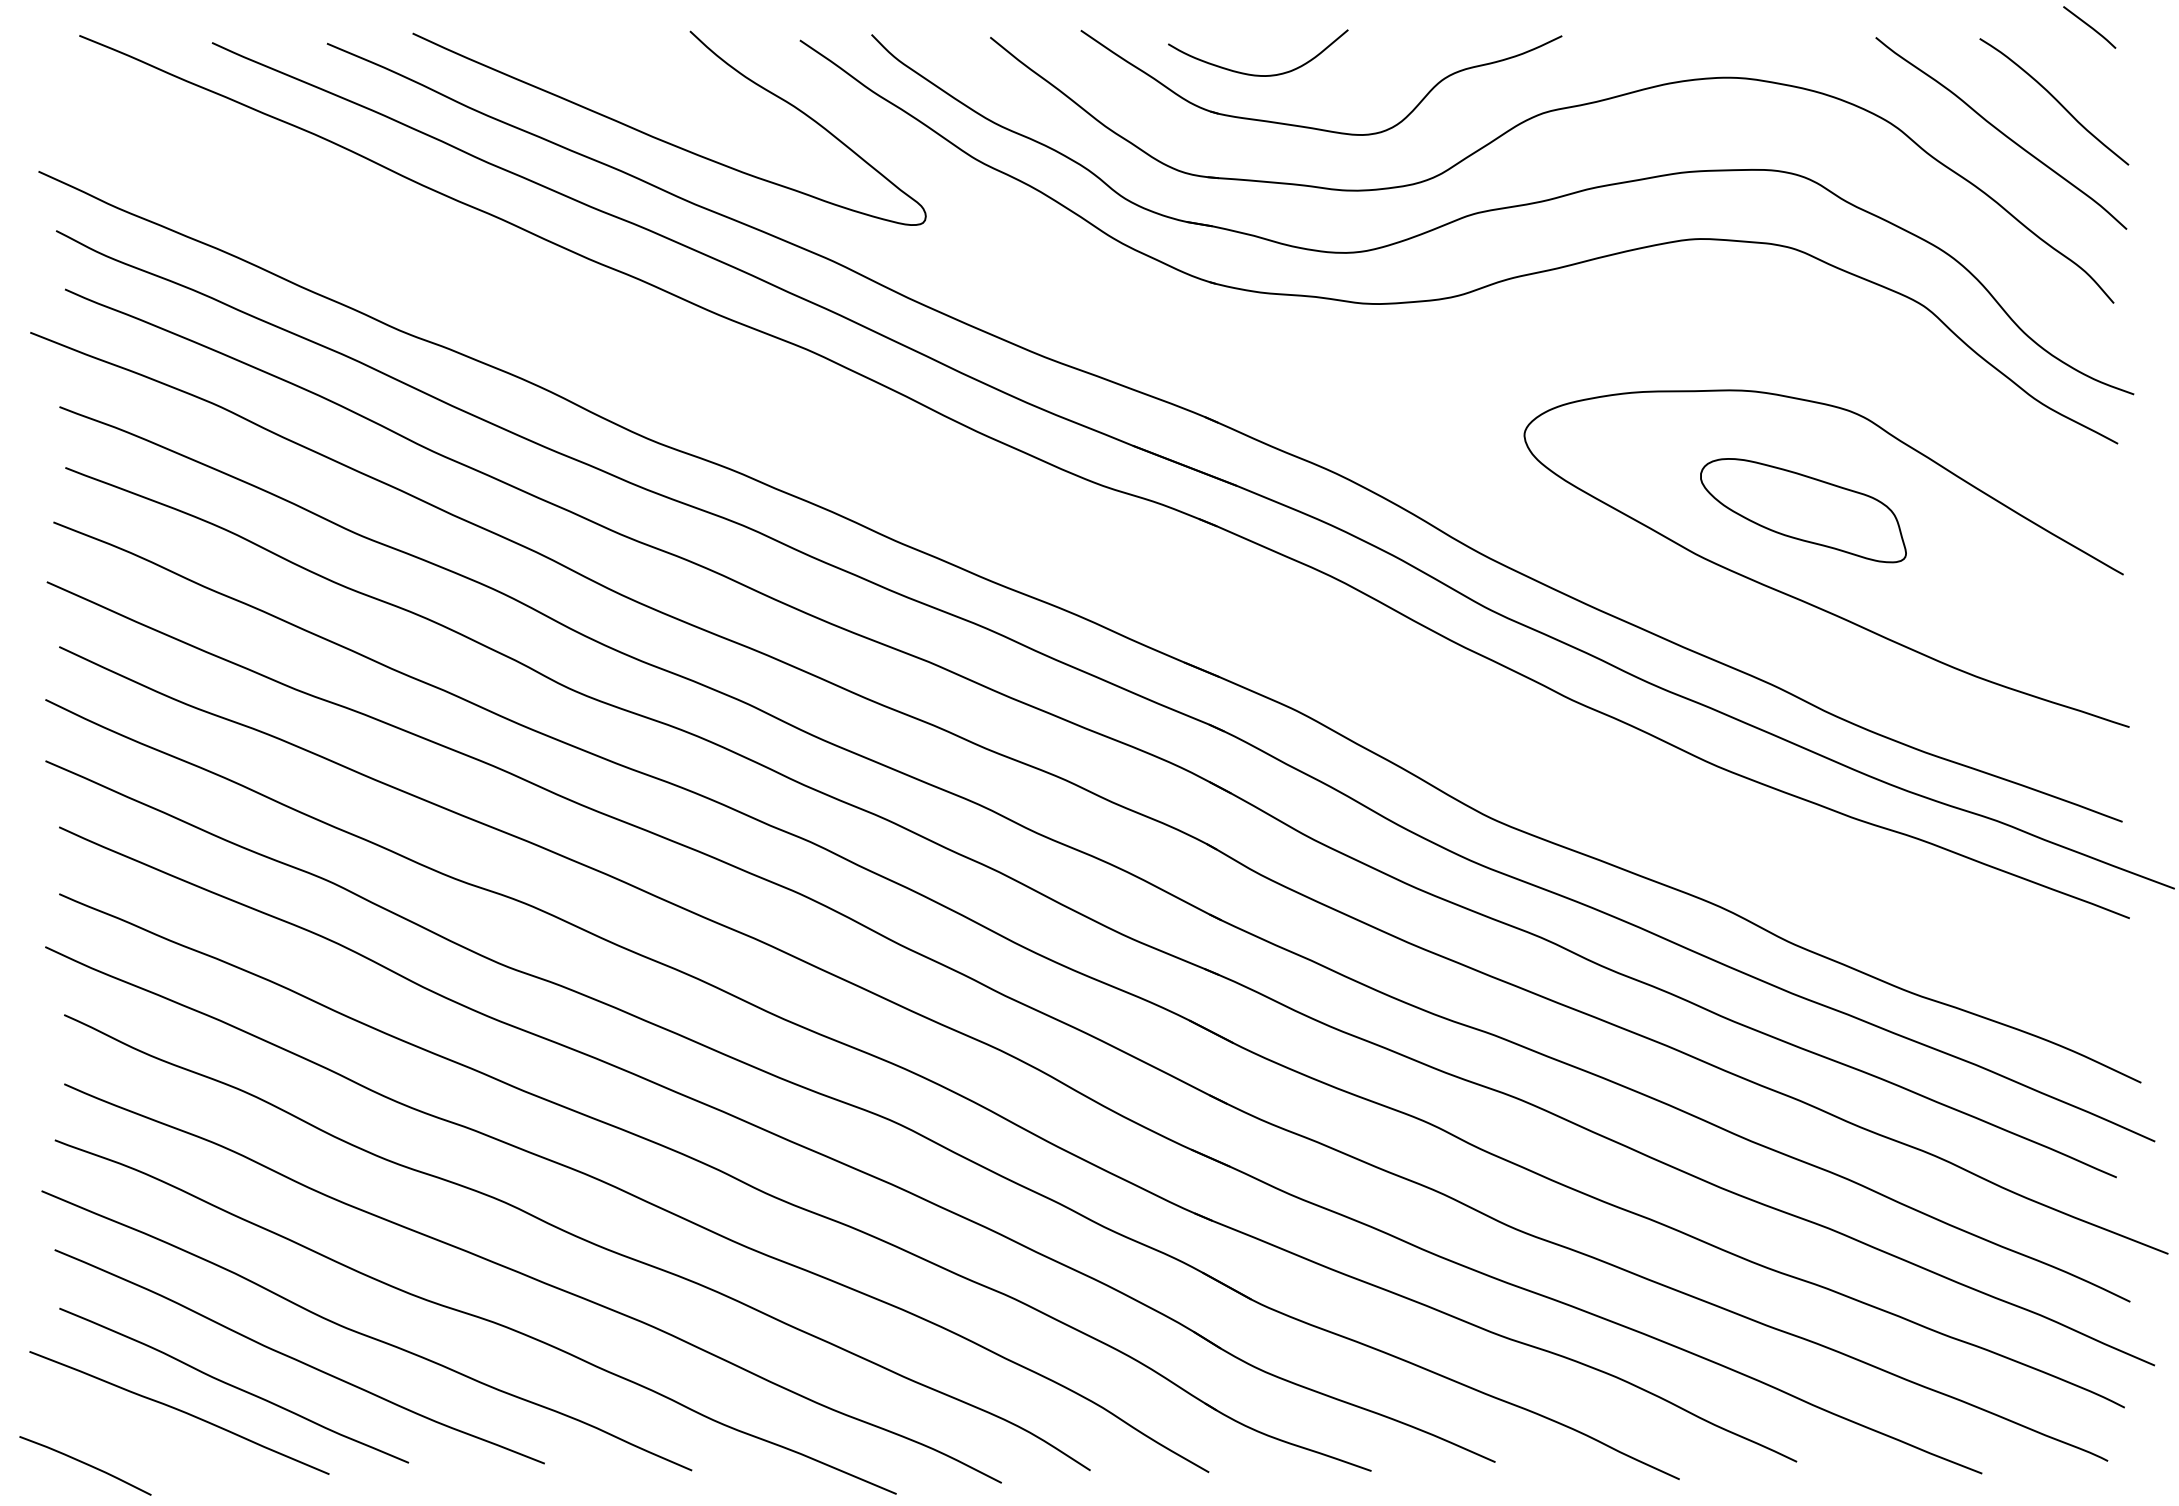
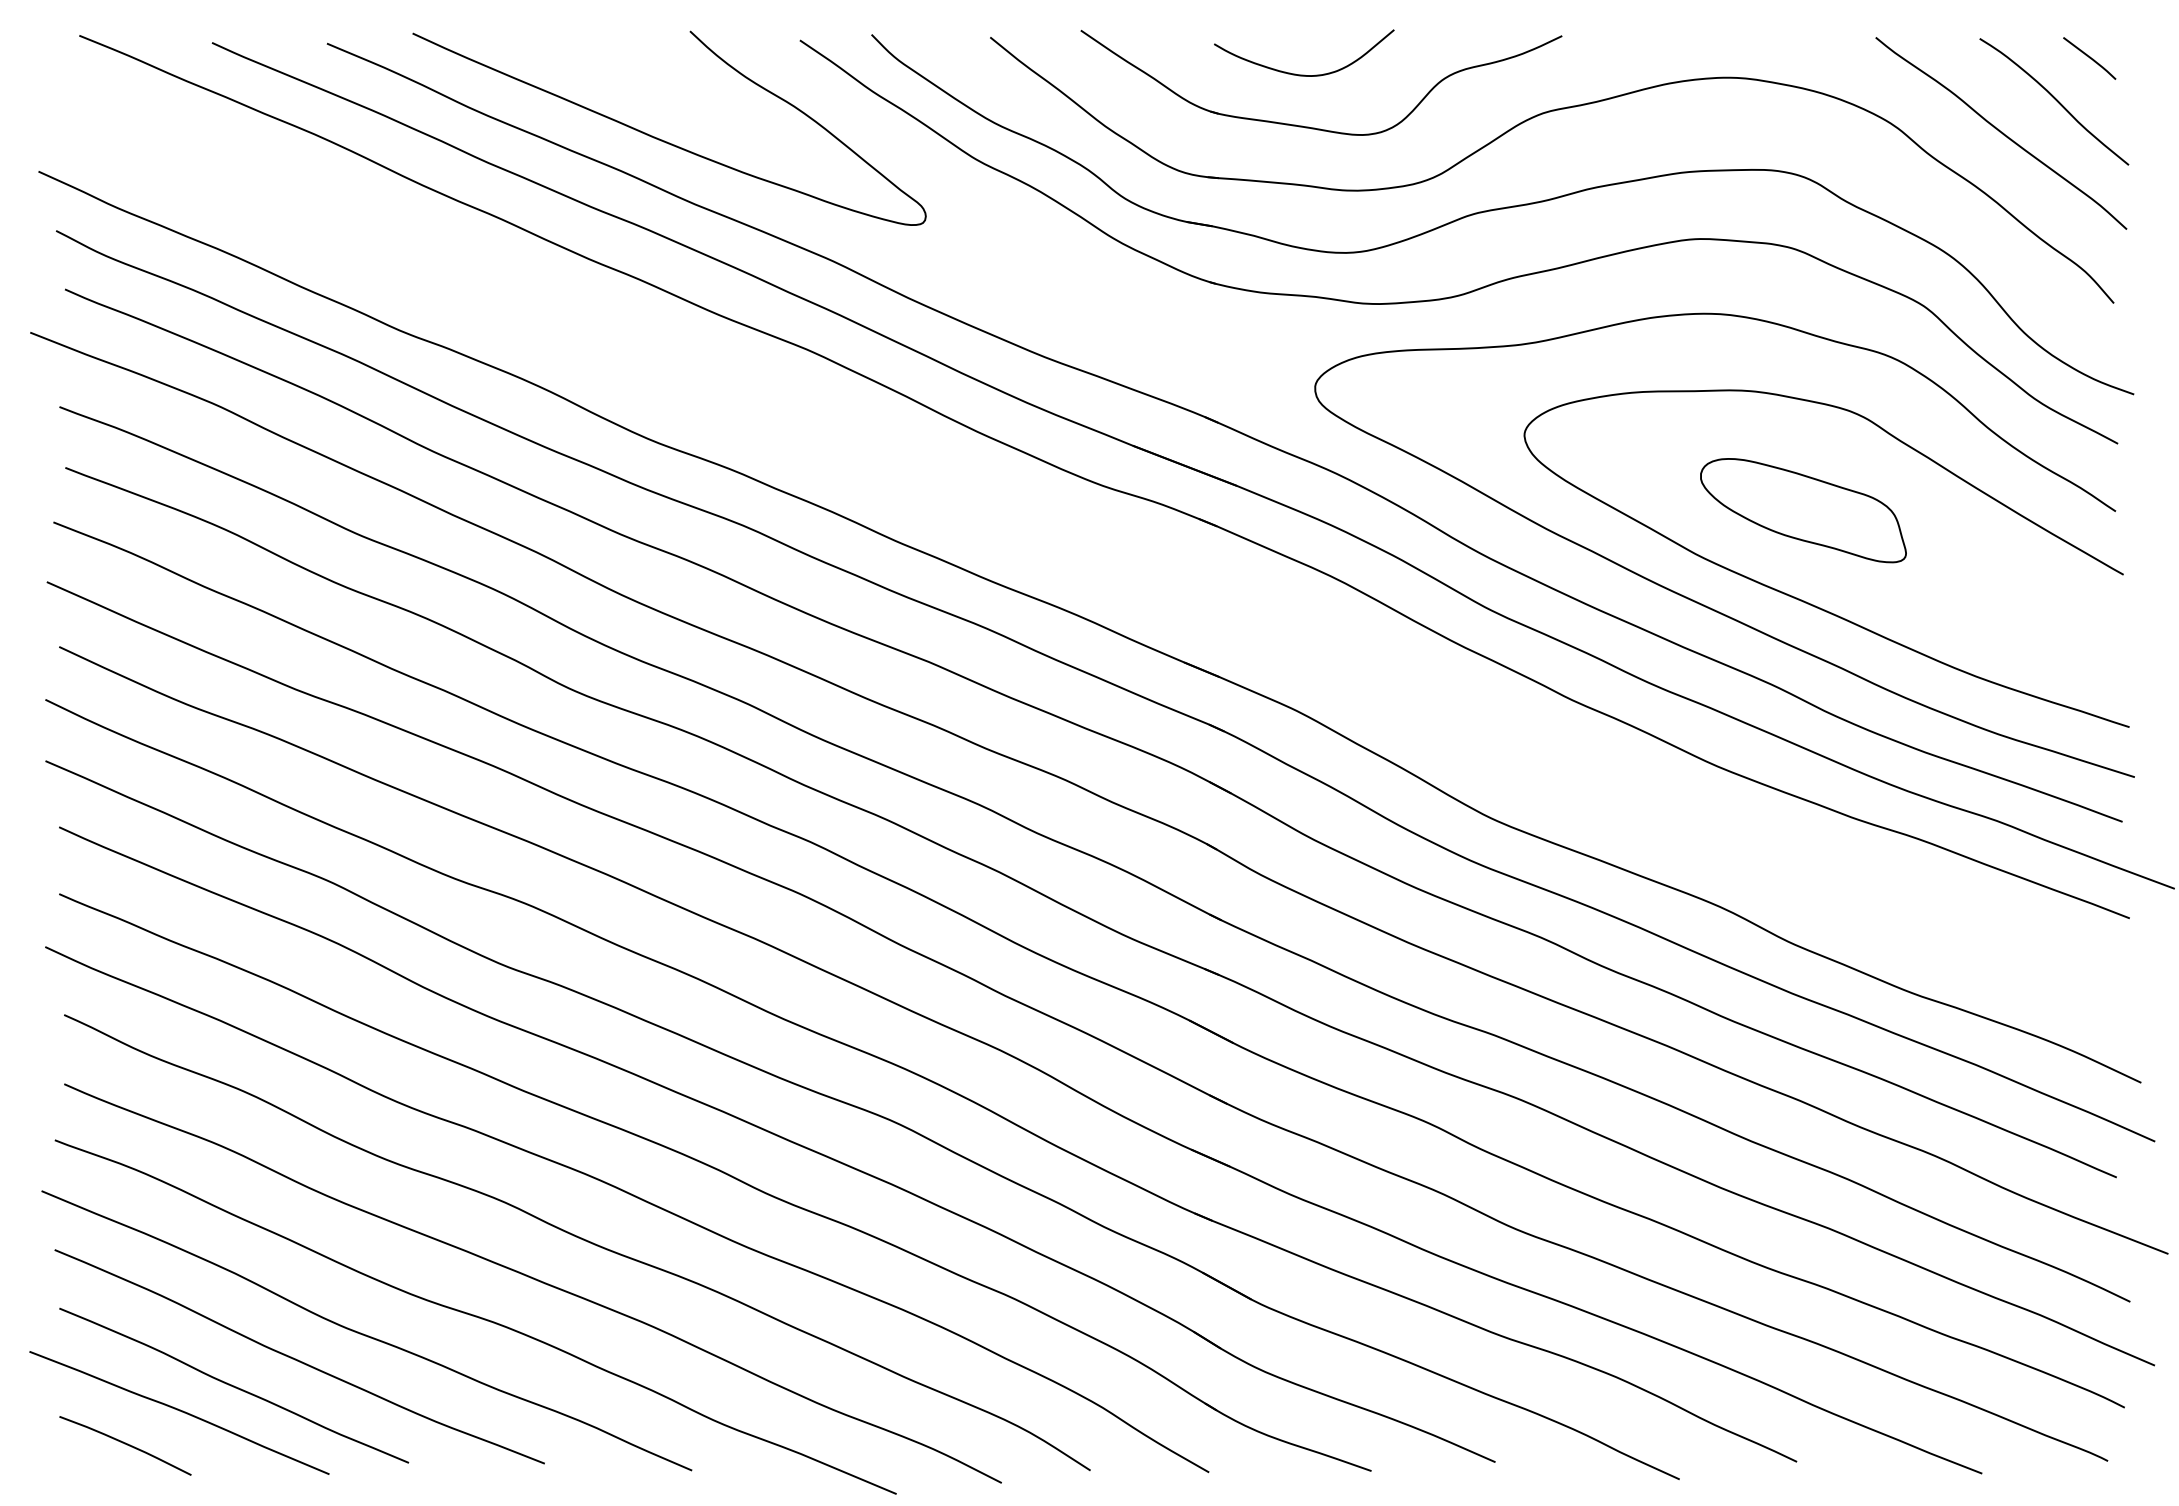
line position: (2089, 27) -> (2089, 58) (2089, 58)
curve position: (1258, 74) -> (1304, 74) (1304, 74)
curve: none -> present (1695, 600)
curve position: (85, 1464) -> (125, 1444) (125, 1444)
